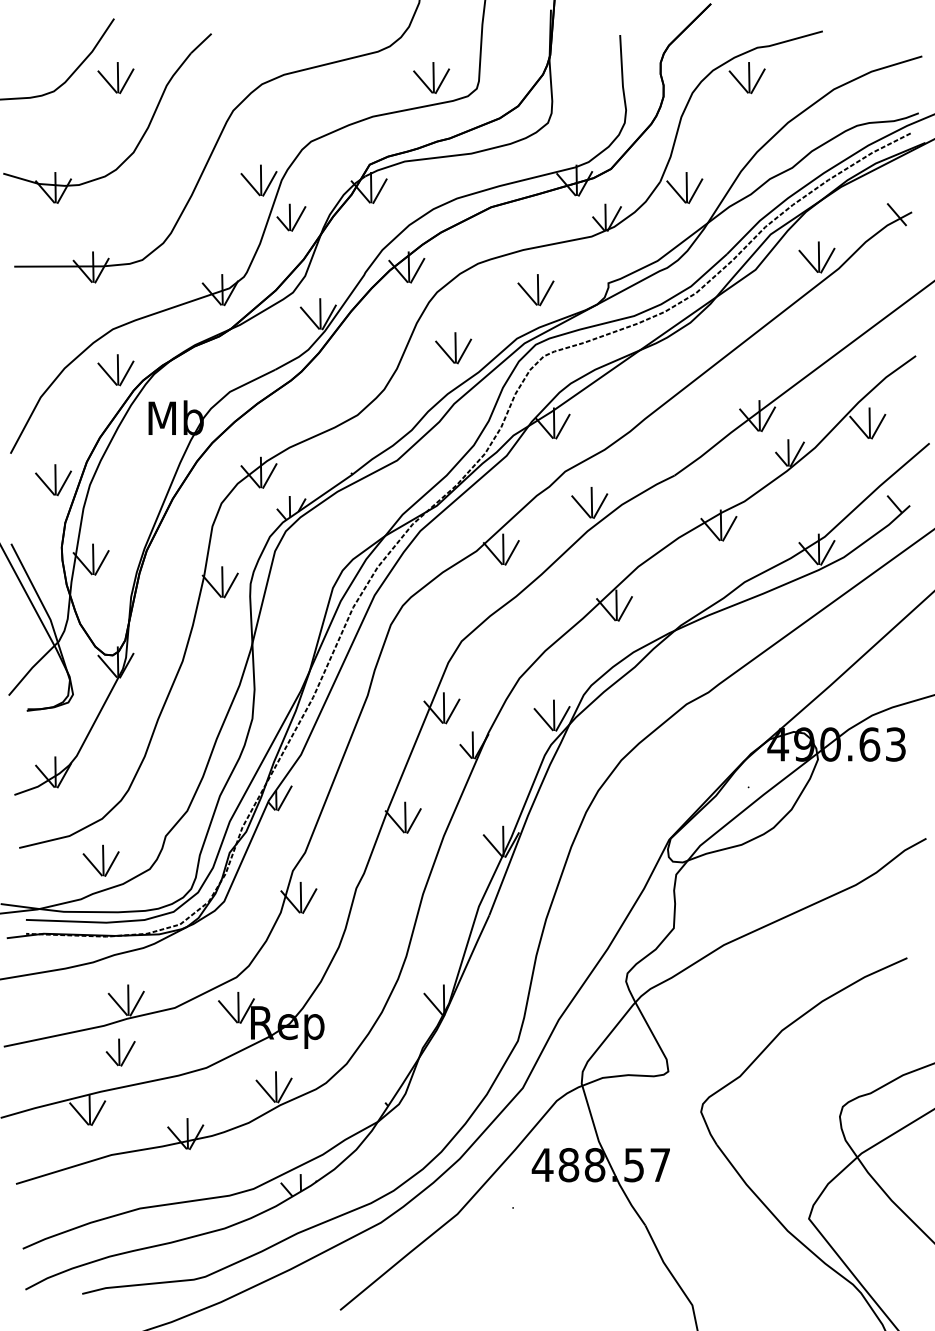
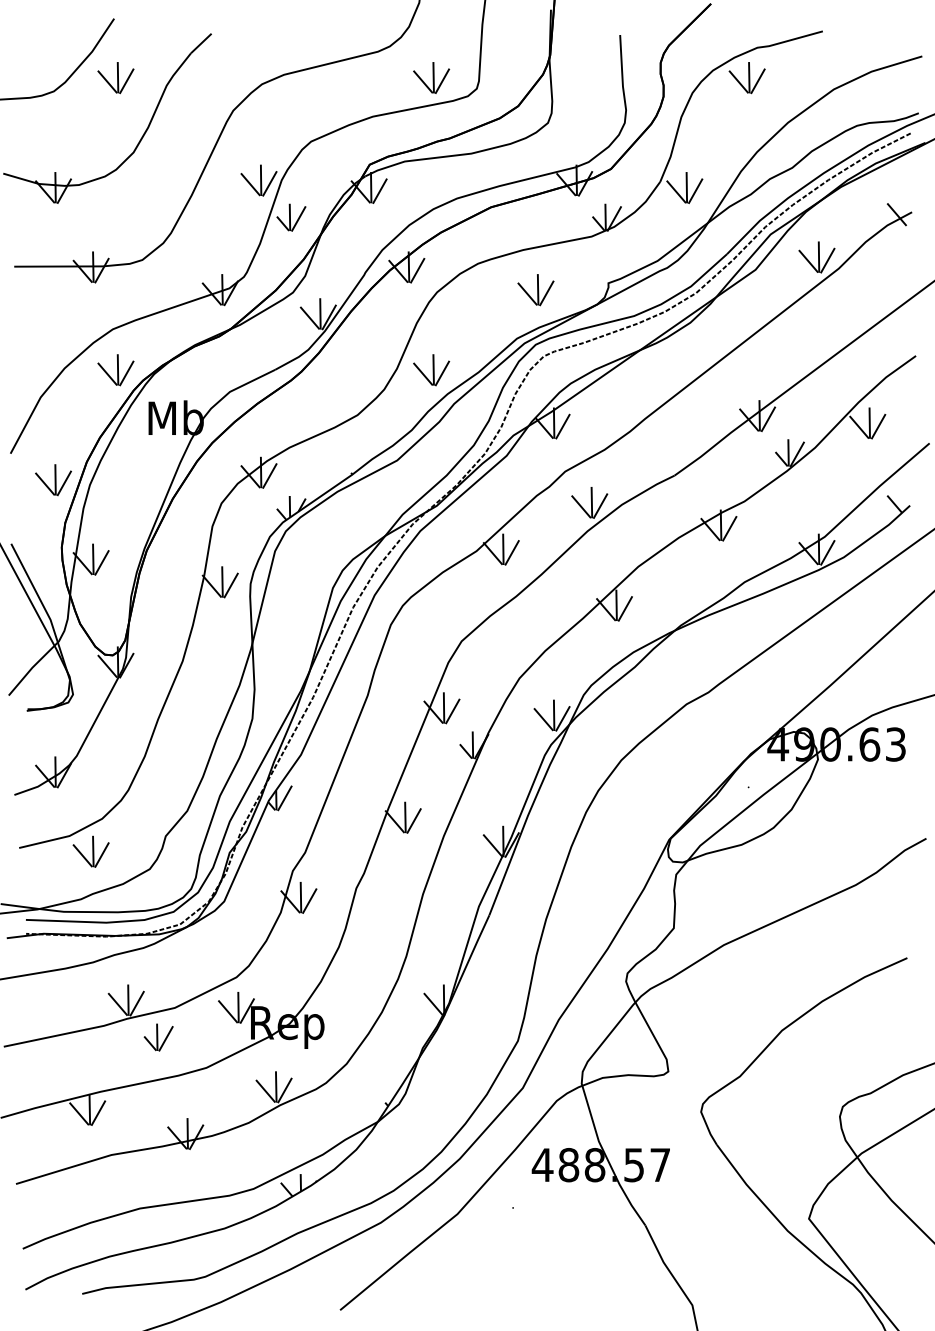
part position: (453, 348) -> (431, 370) (431, 370)
part position: (100, 860) -> (90, 851) (90, 851)
part position: (120, 1052) -> (158, 1037) (158, 1037)
